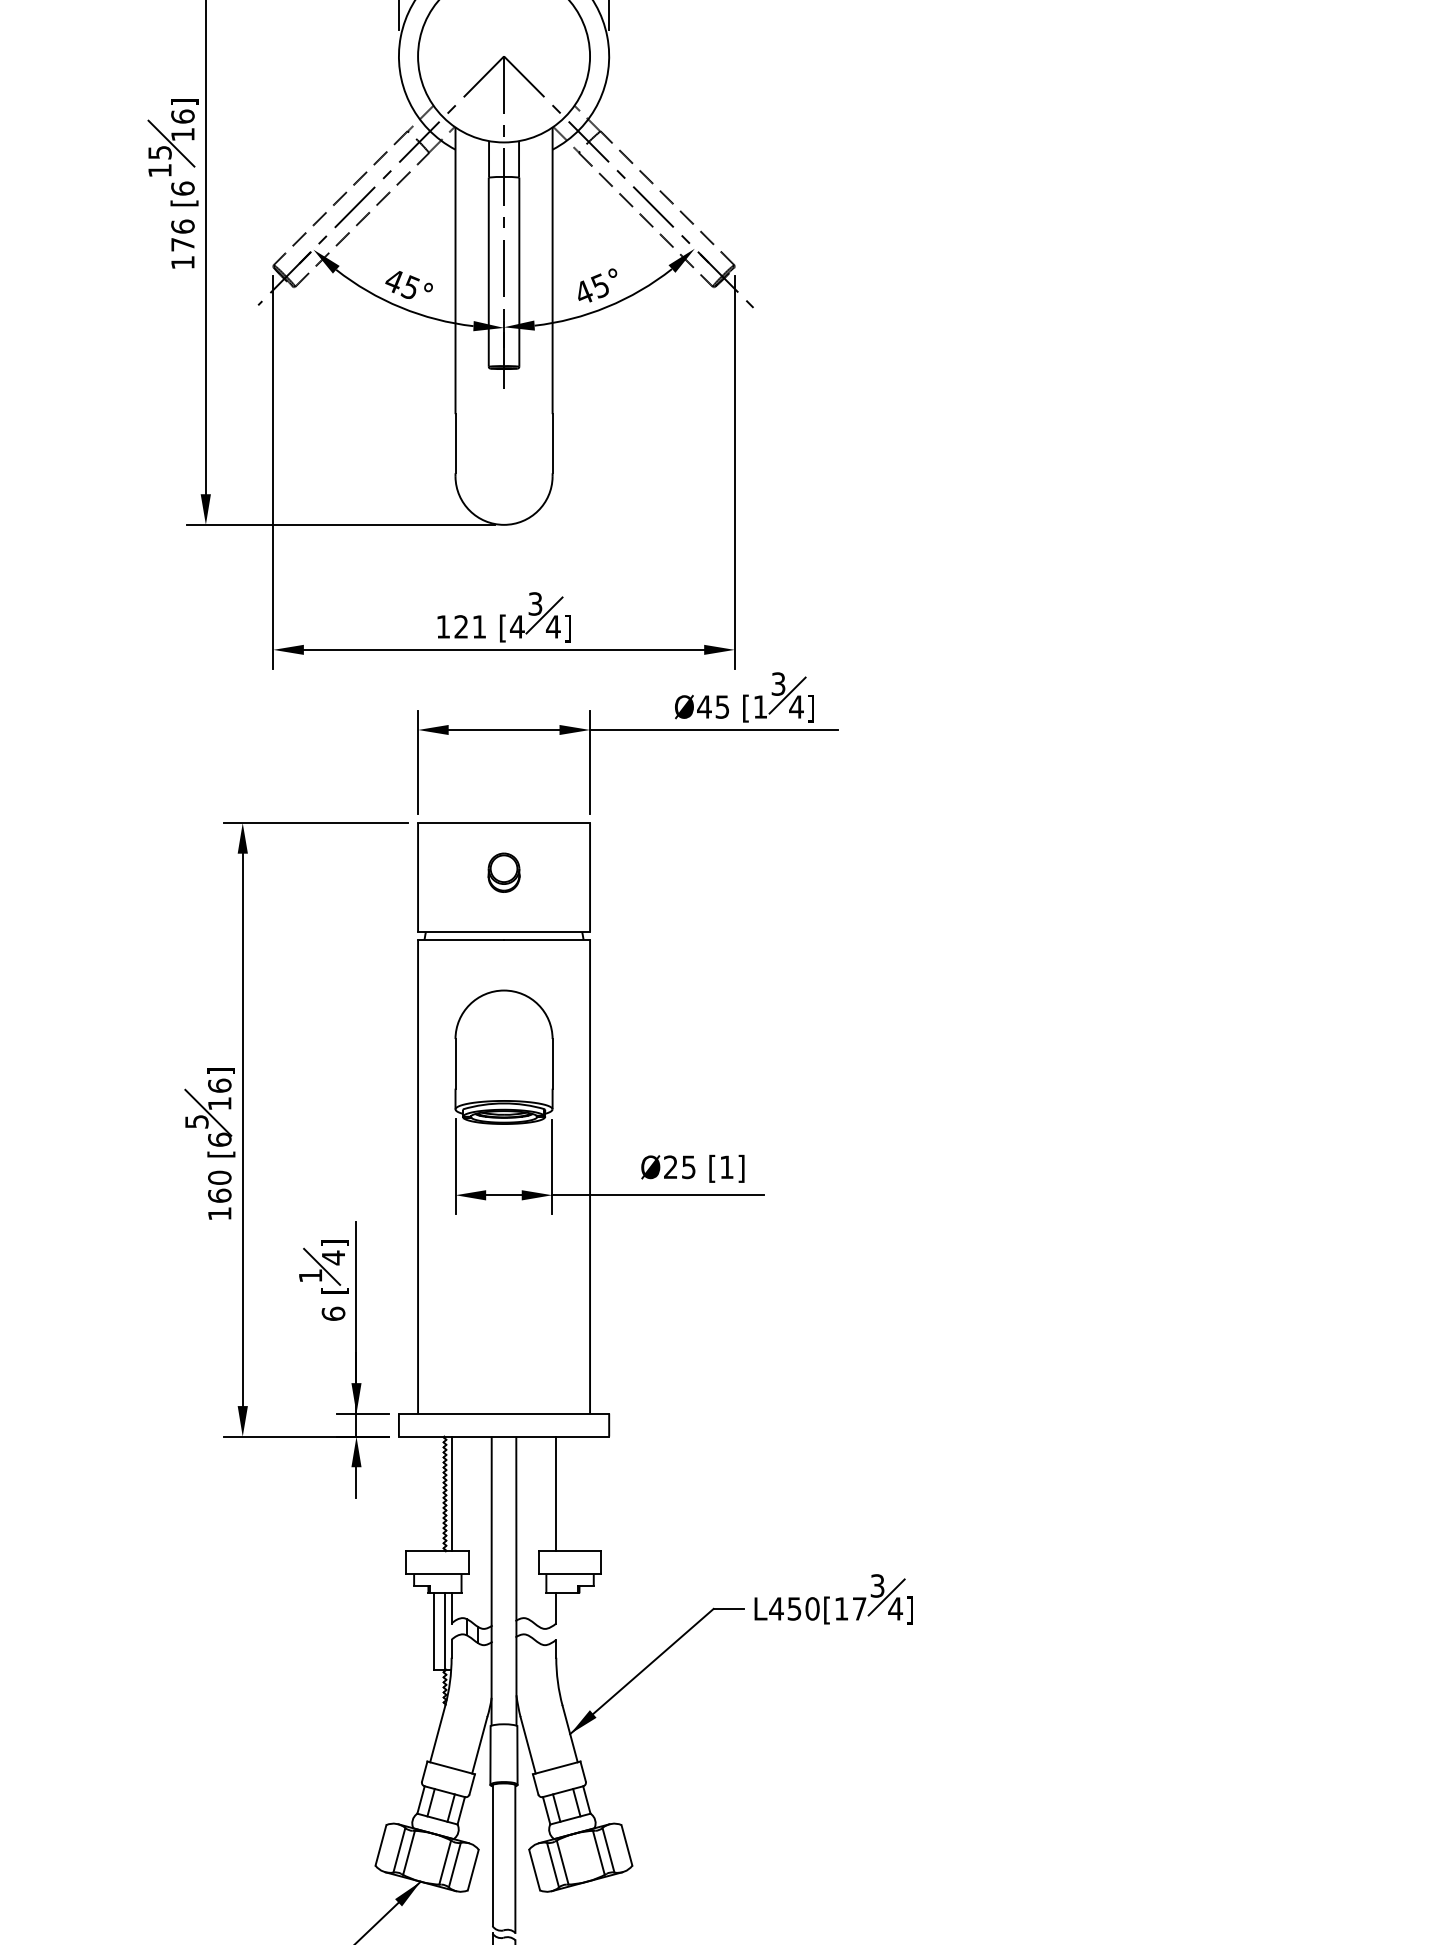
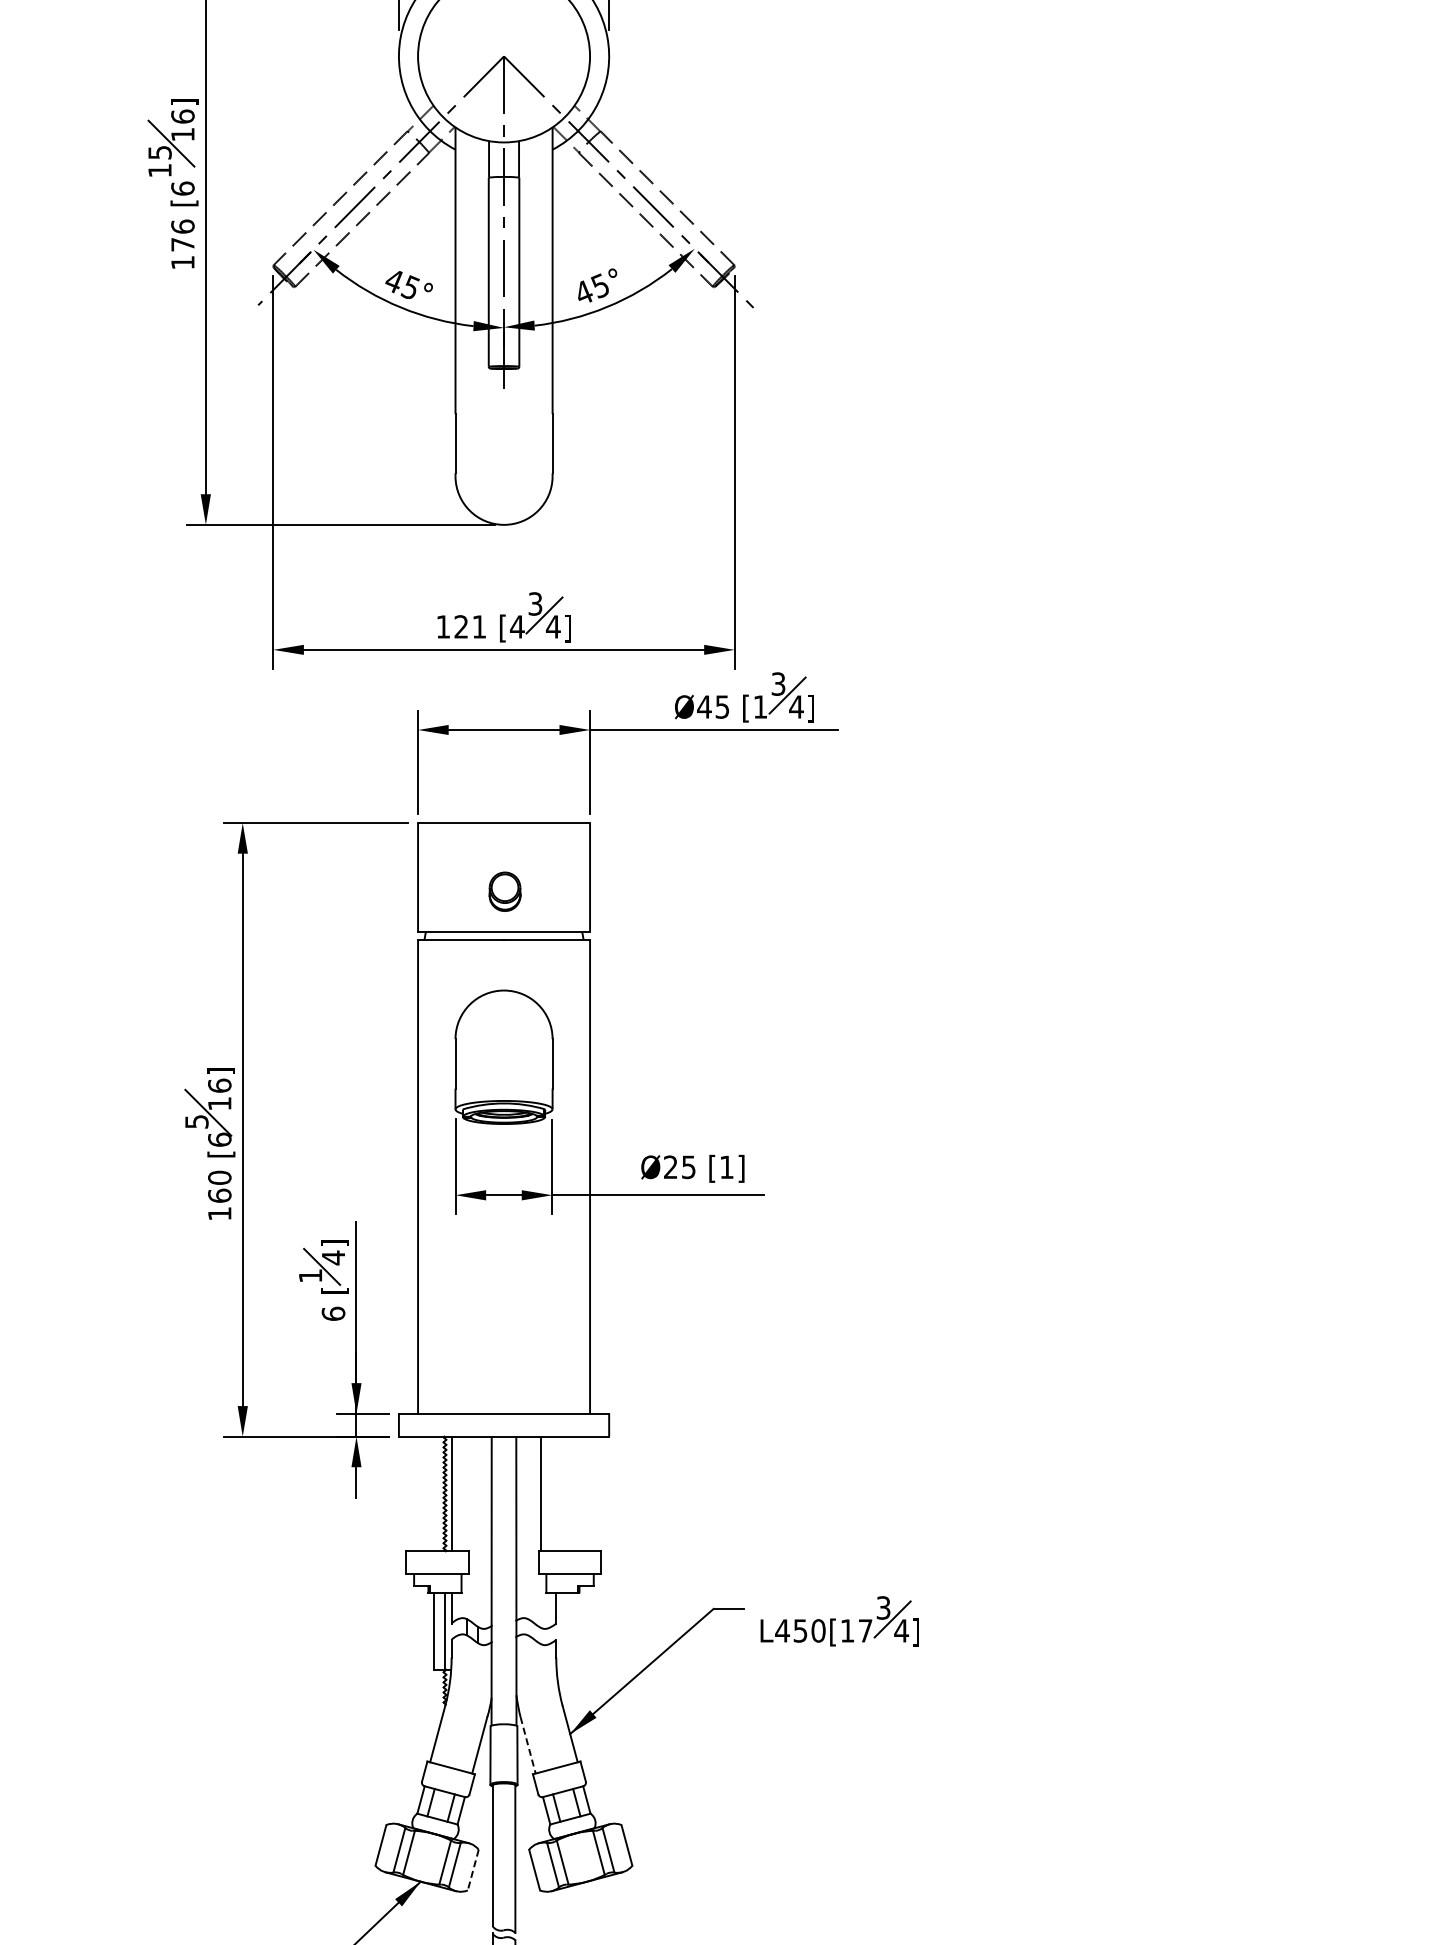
part position: (503, 872) -> (504, 891) (504, 891)
line position: (556, 1493) -> (541, 1493) (541, 1493)
part position: (833, 1599) -> (839, 1621) (839, 1621)
line: solid -> dashed (528, 1745)
line: solid -> dashed (473, 1870)
